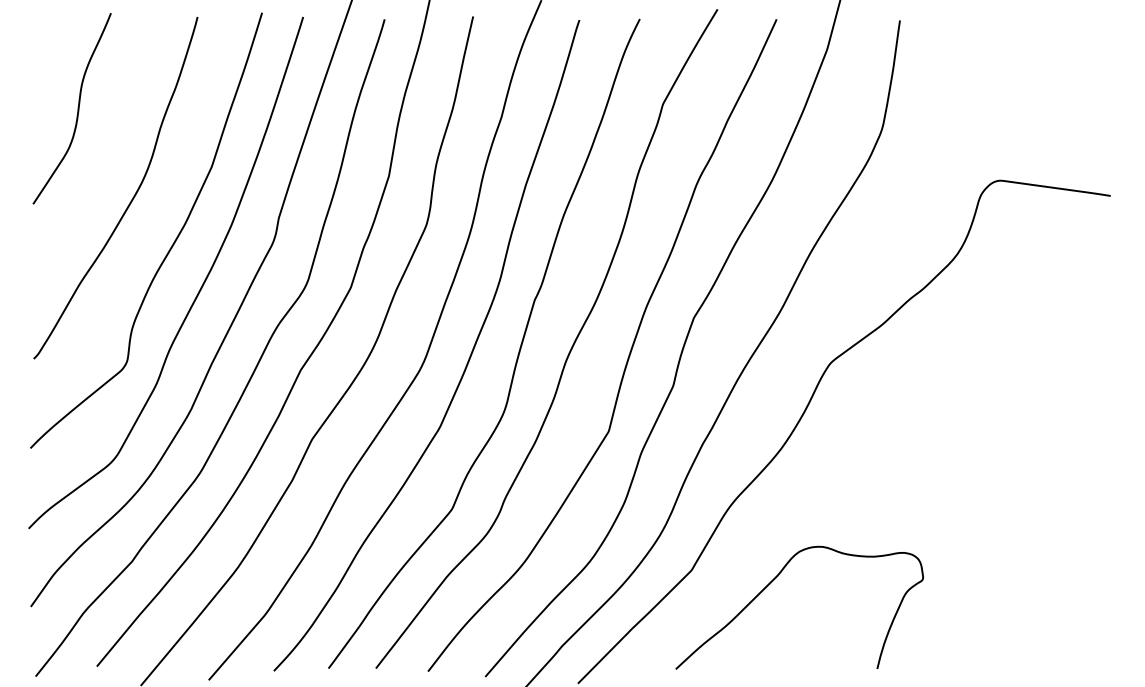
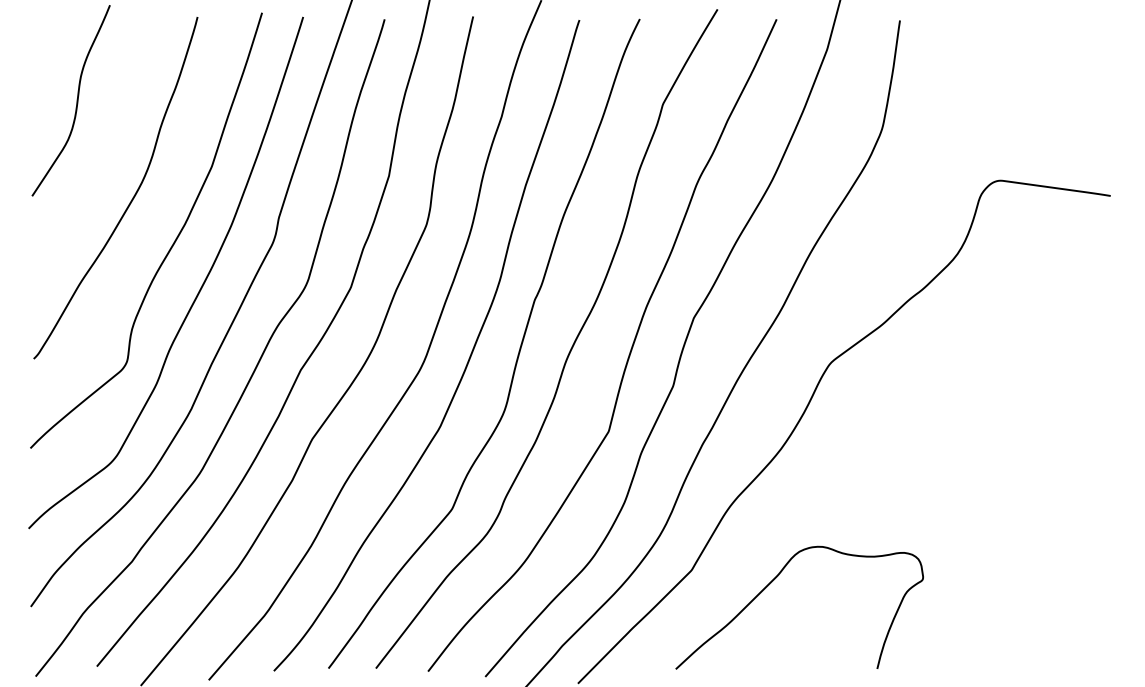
curve position: (77, 108) -> (76, 100) (76, 100)
